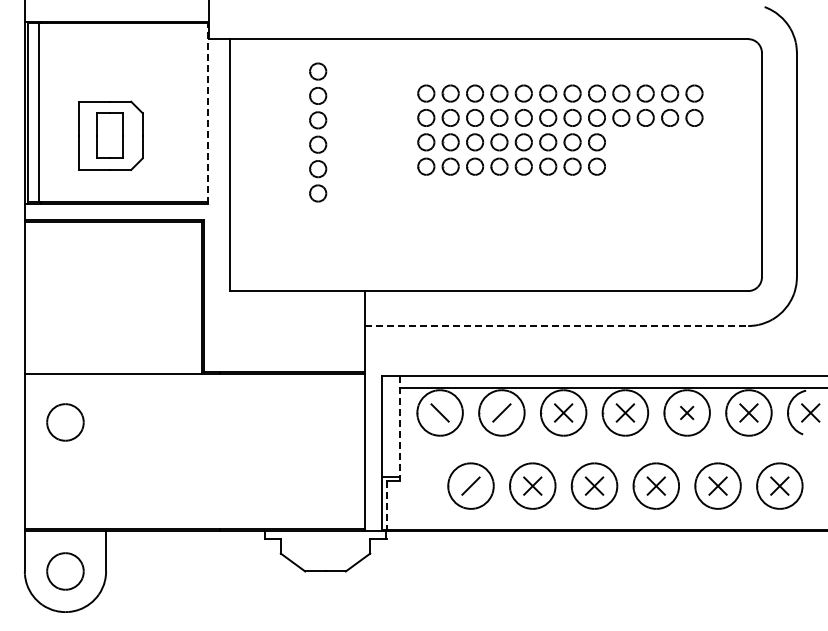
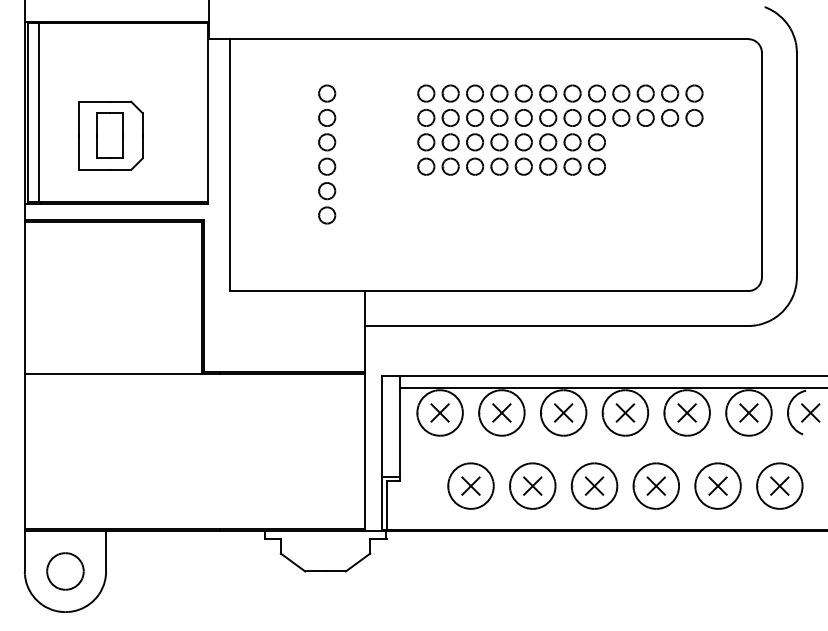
line: dashed -> solid (208, 112)
part position: (318, 132) -> (327, 154) (327, 154)
line: dashed -> solid (556, 326)
line: none -> present (439, 412)
line: none -> present (501, 412)
part size: 15x16 px -> 20x20 px (686, 412)
part: present -> none (65, 422)
line: dashed -> solid (399, 429)
line: none -> present (470, 485)
line: dashed -> solid (386, 506)
